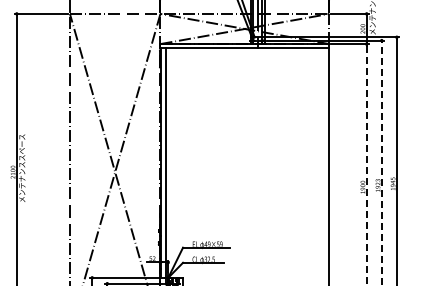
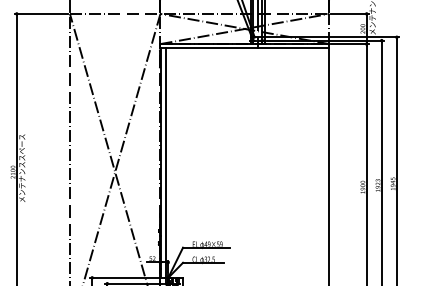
line: dashed -> solid (381, 163)
line: dashed -> solid (366, 165)
